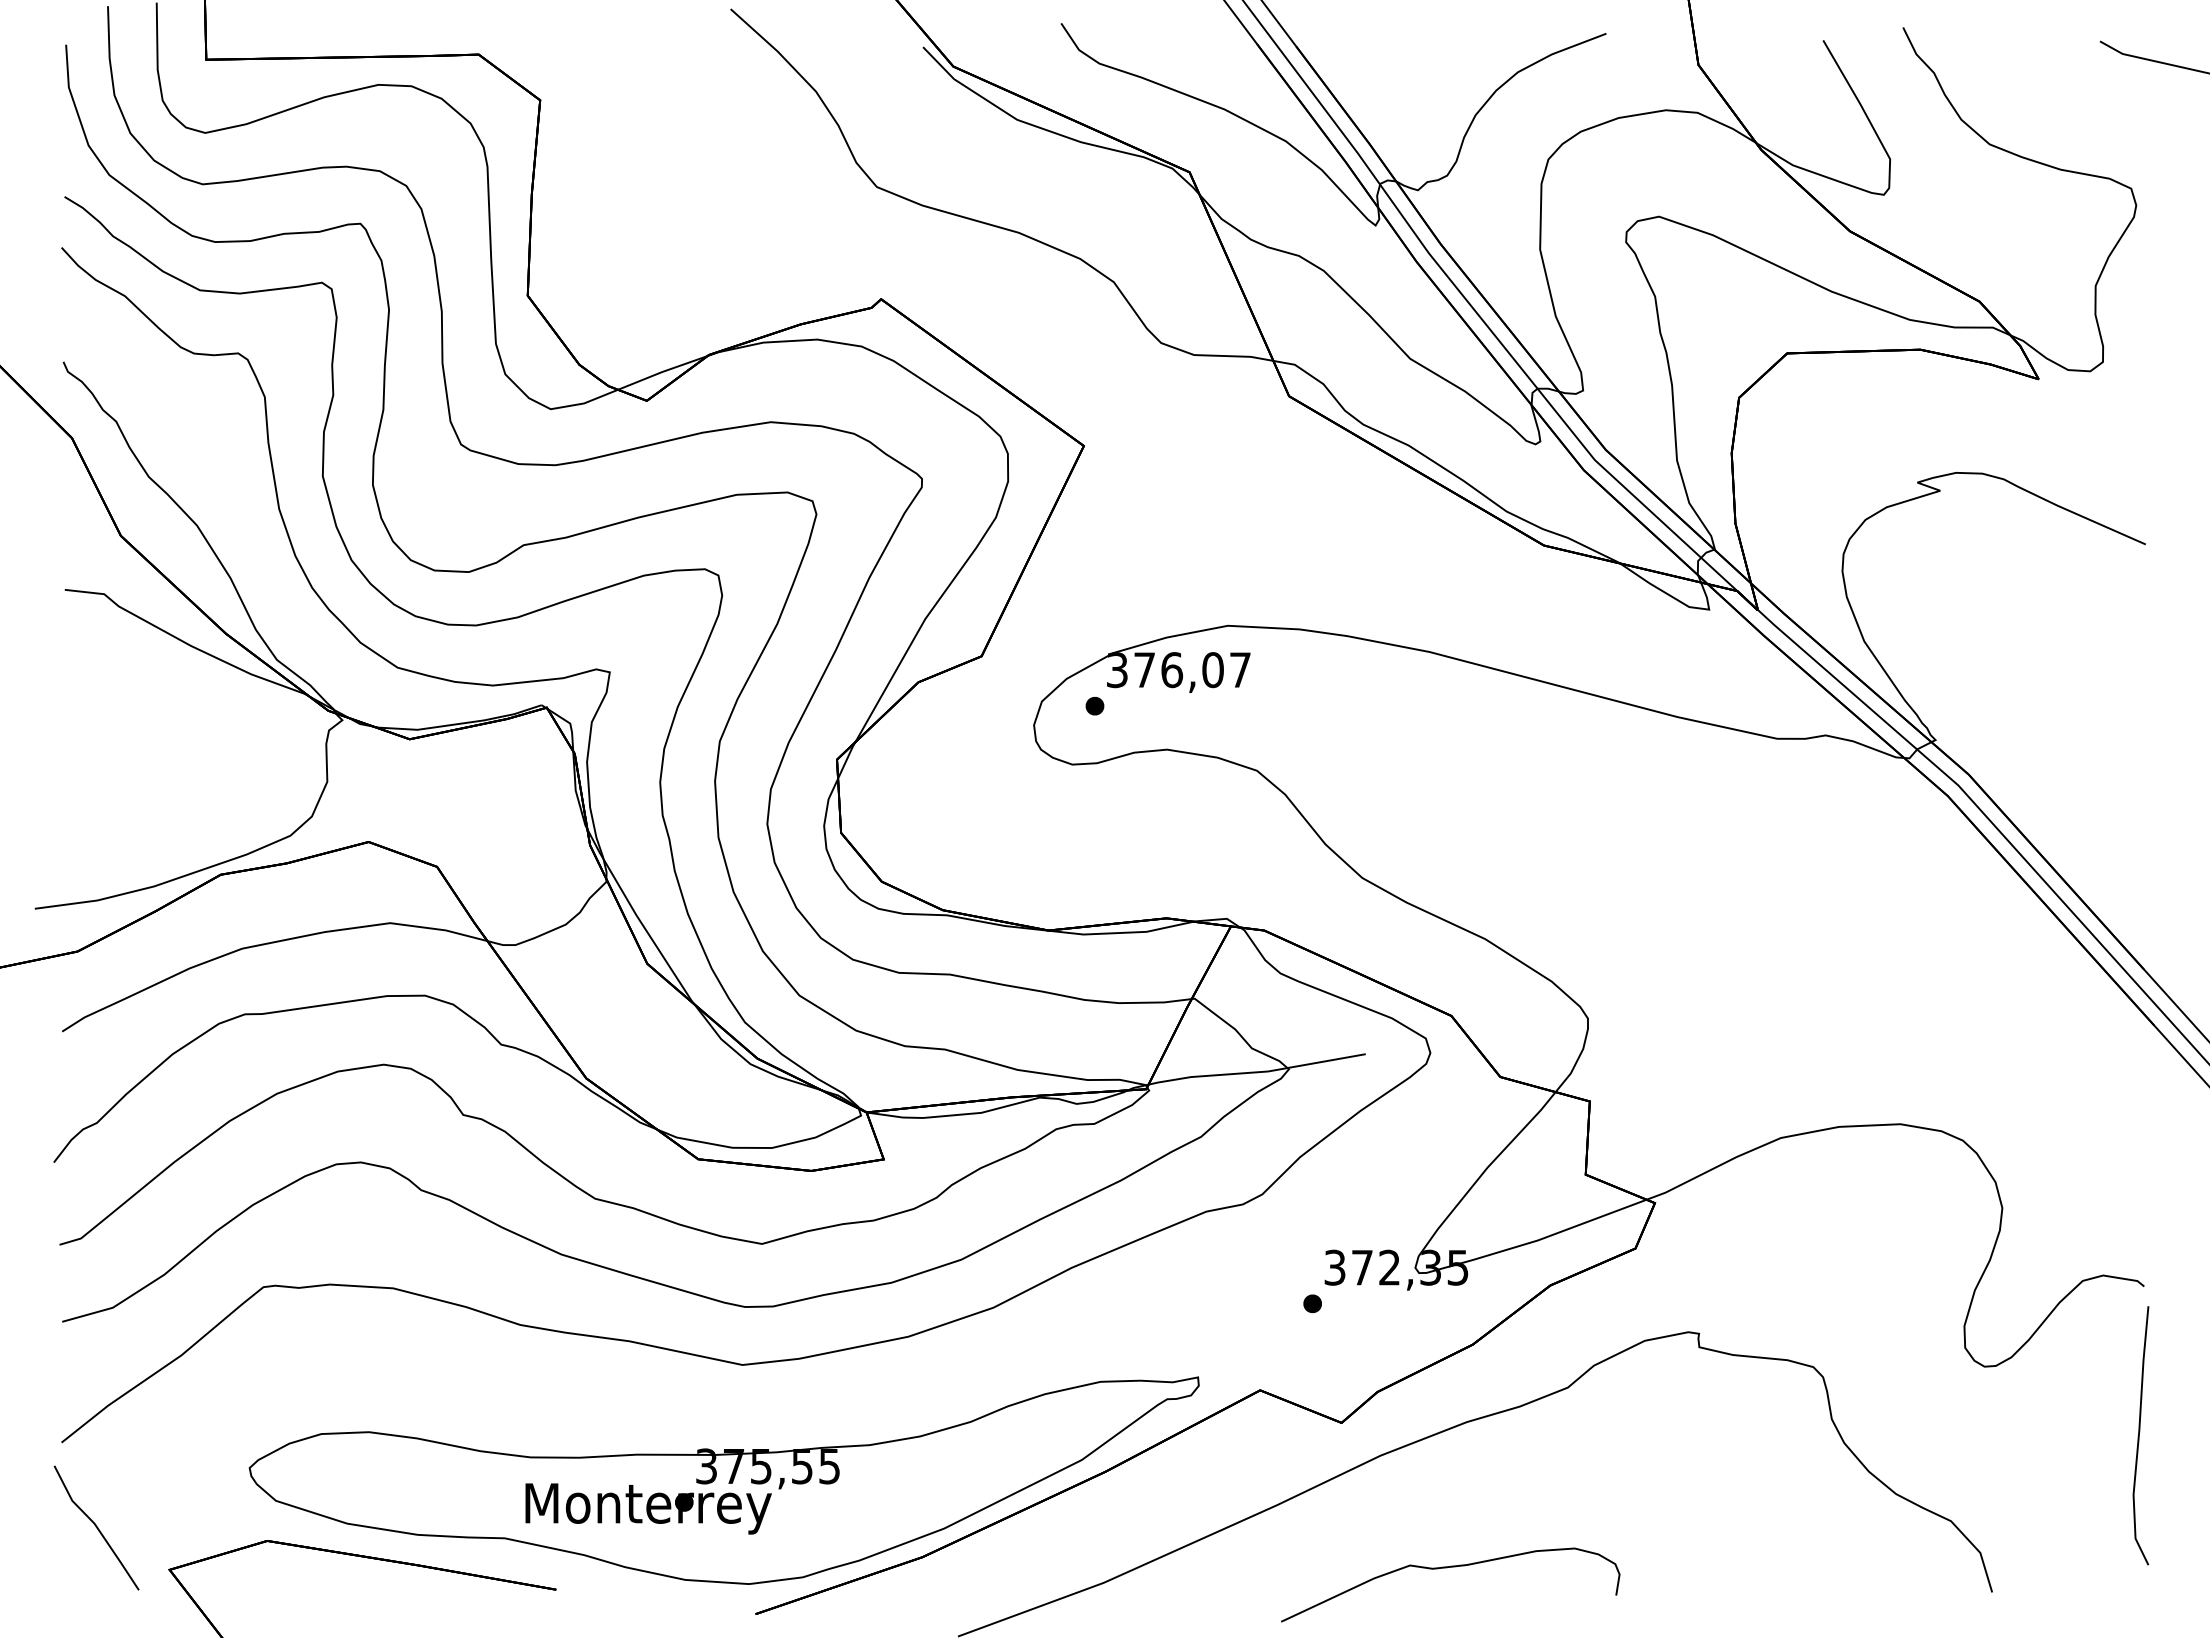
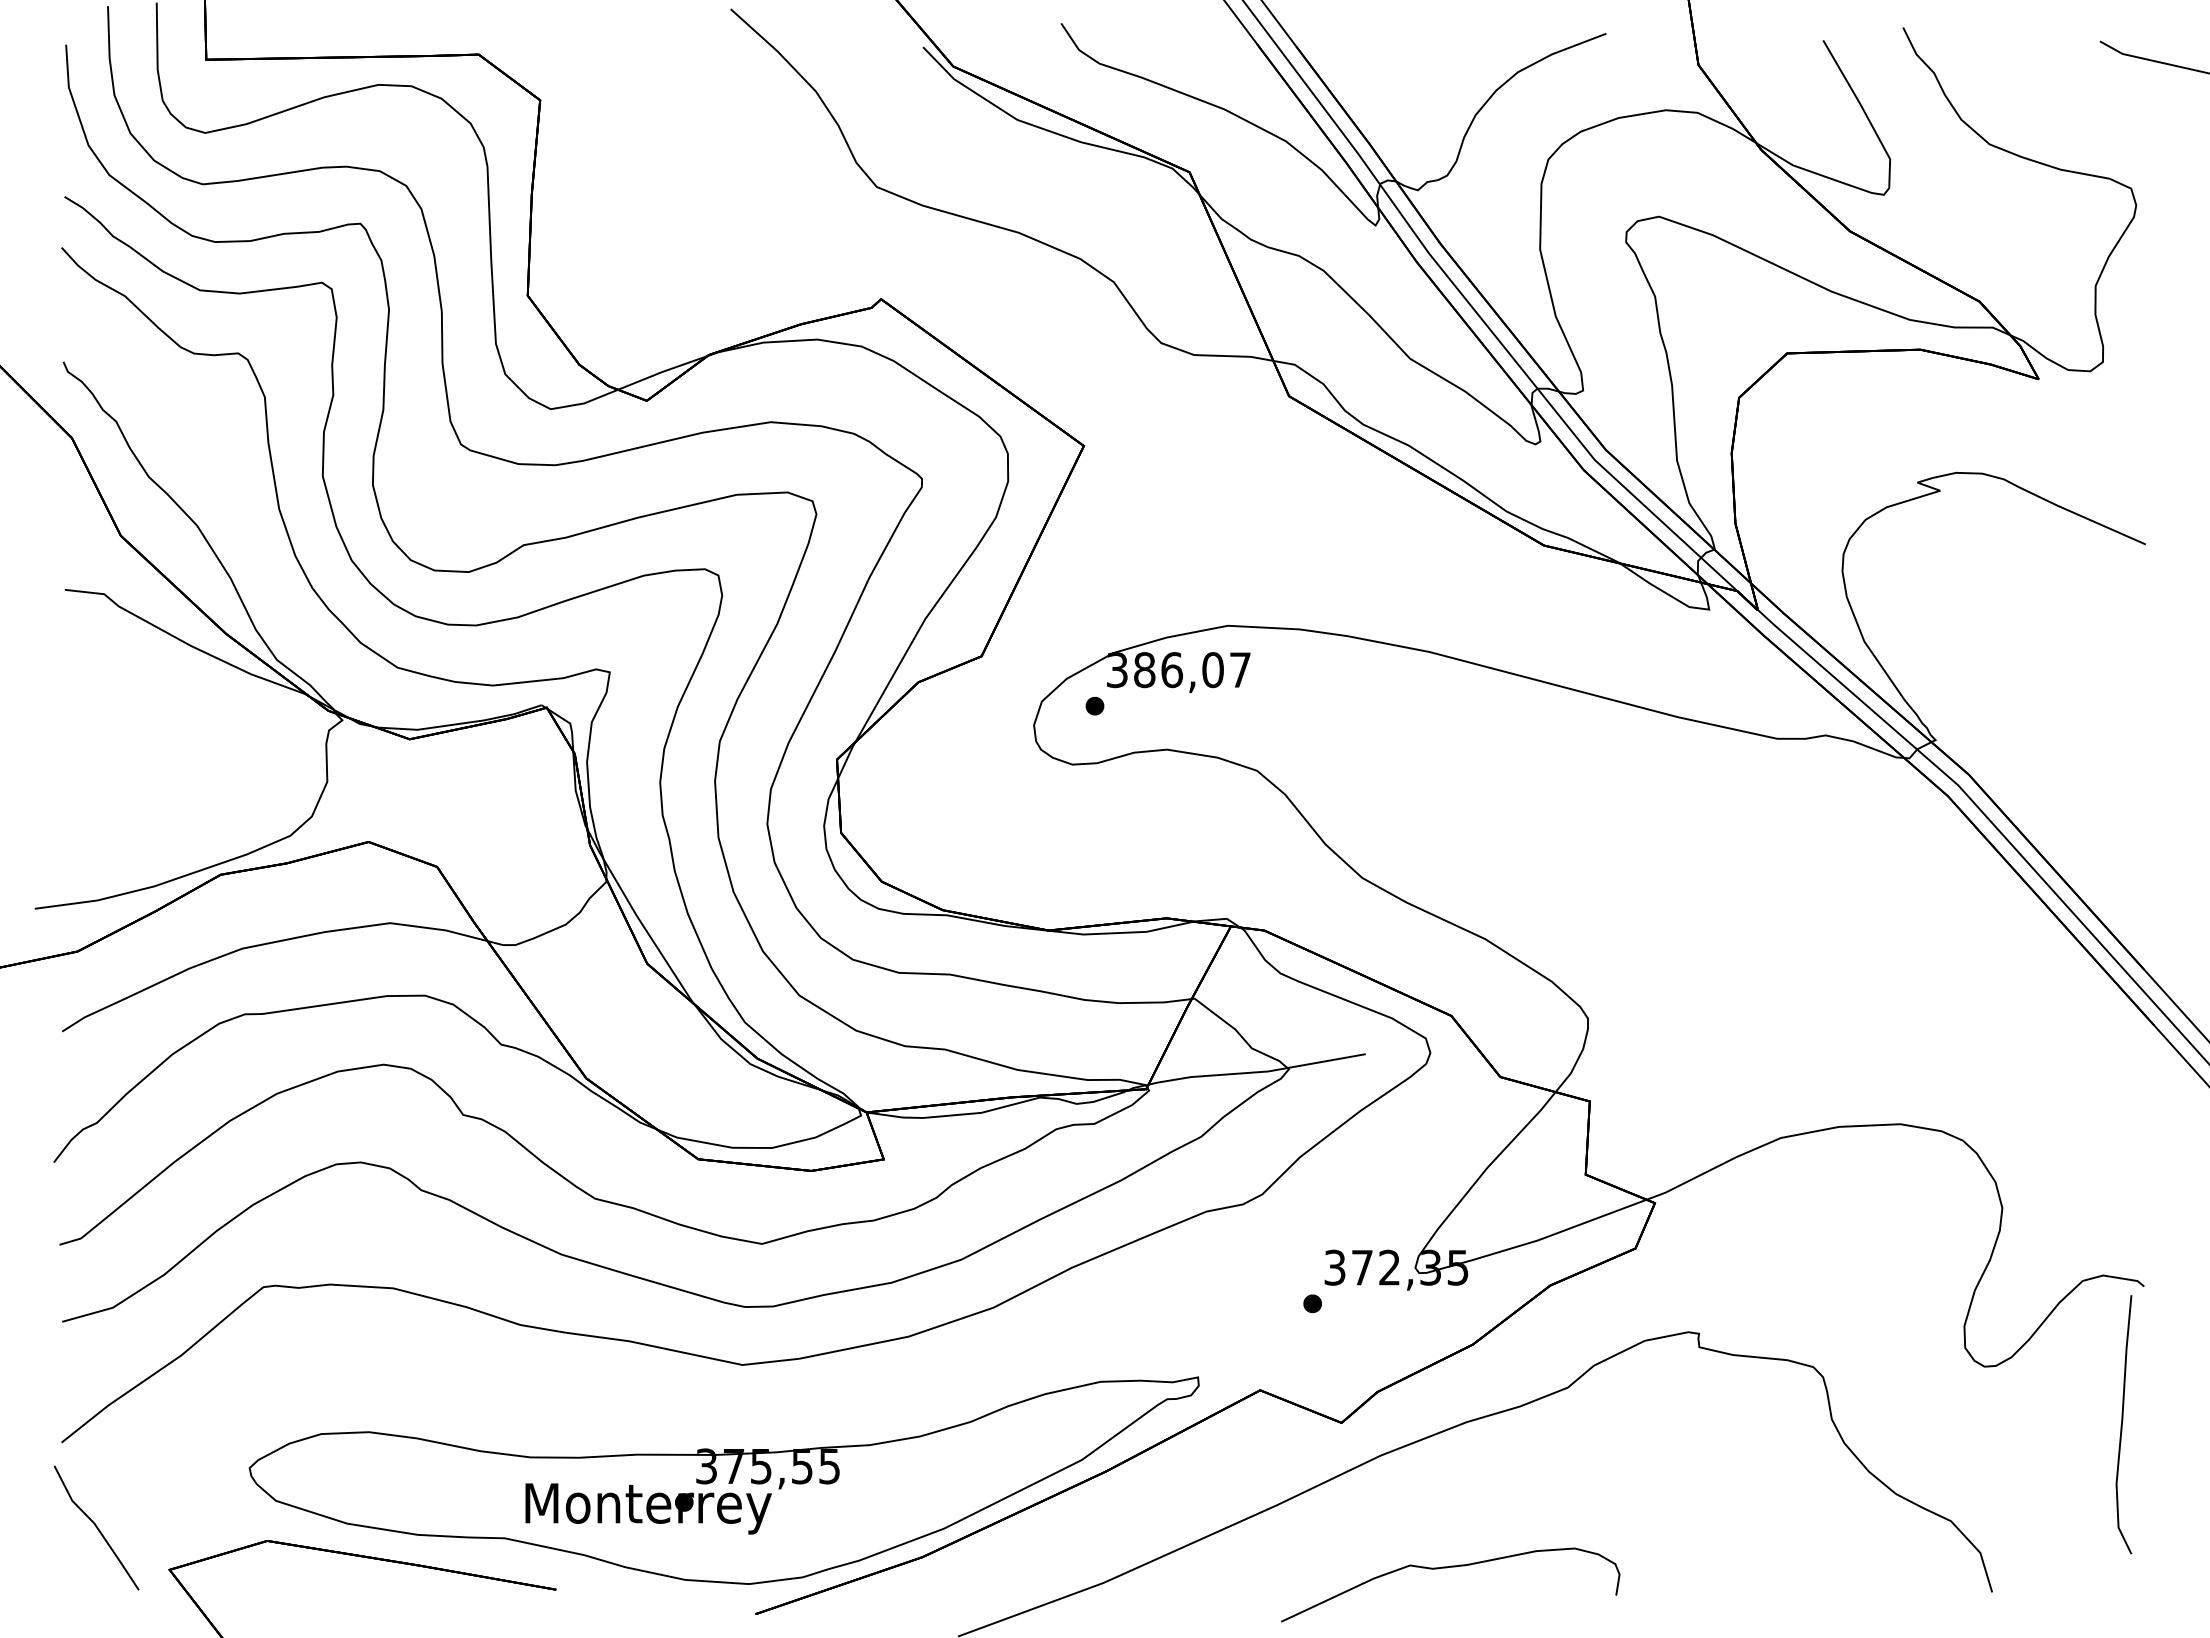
text: 376,07 -> 386,07 (1144, 670)
curve position: (2139, 1435) -> (2122, 1424) (2122, 1424)
